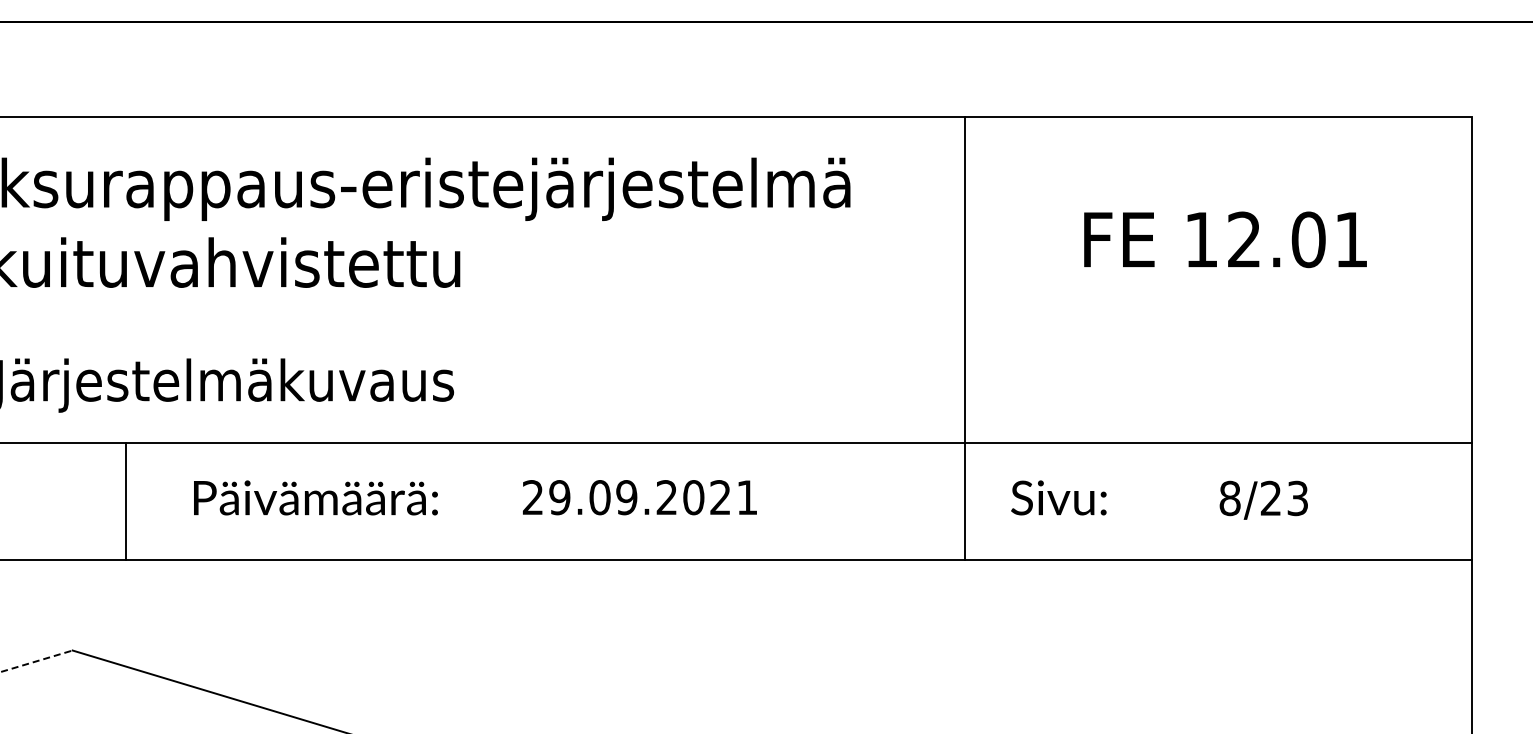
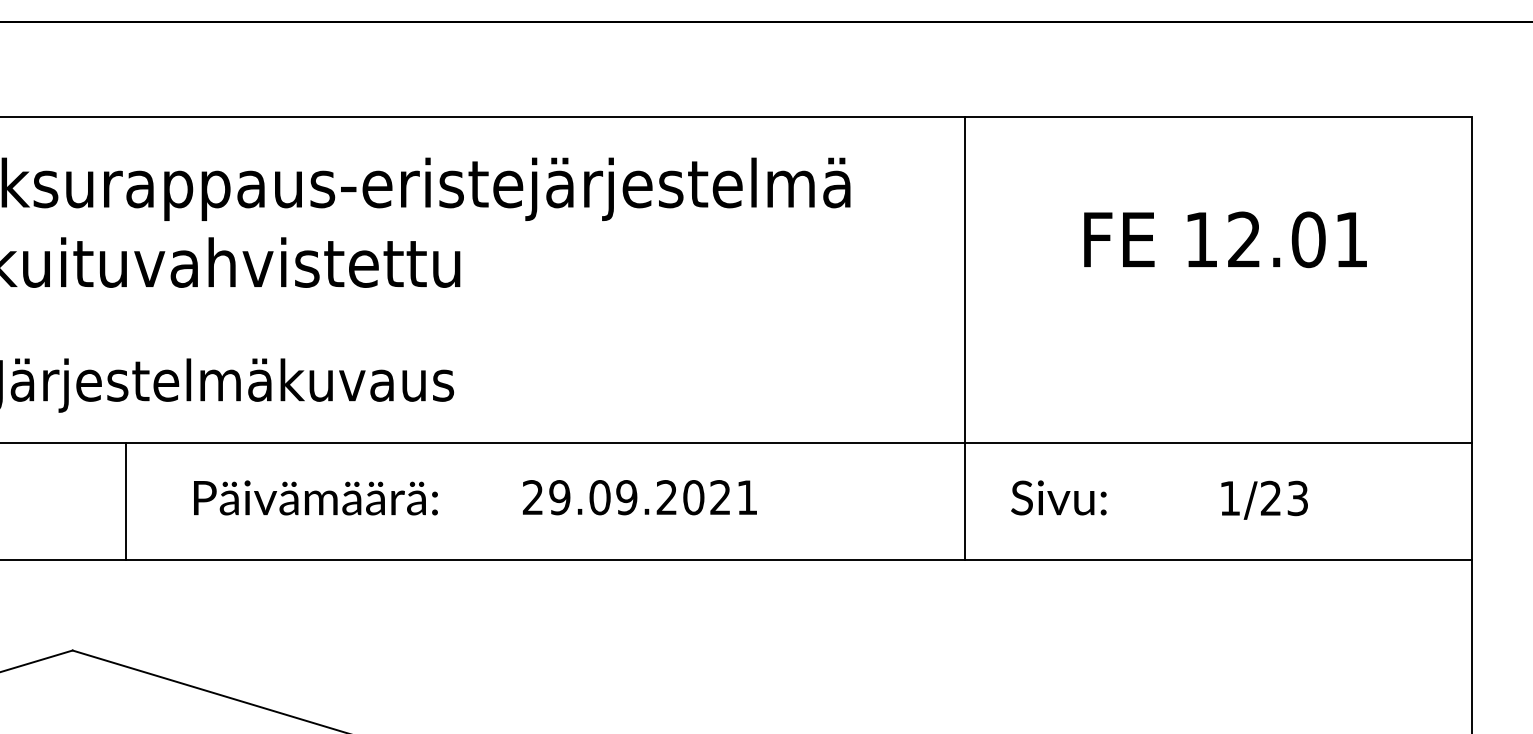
text: 8/23 -> 1/23 (1229, 498)
line: dashed -> solid (37, 661)
